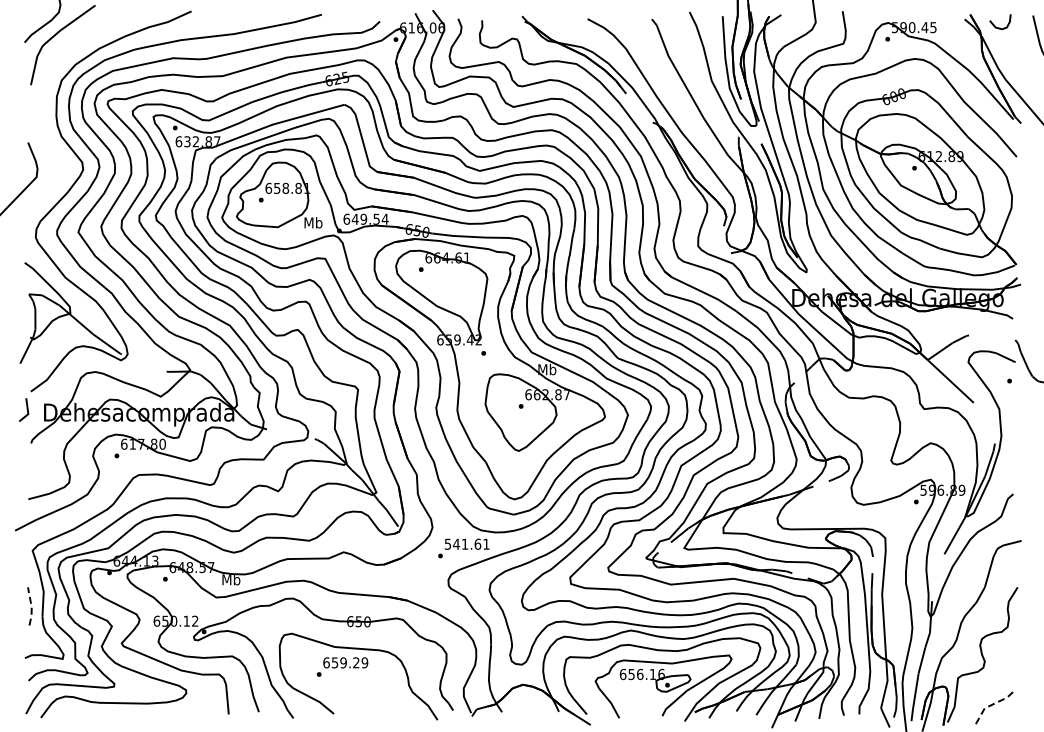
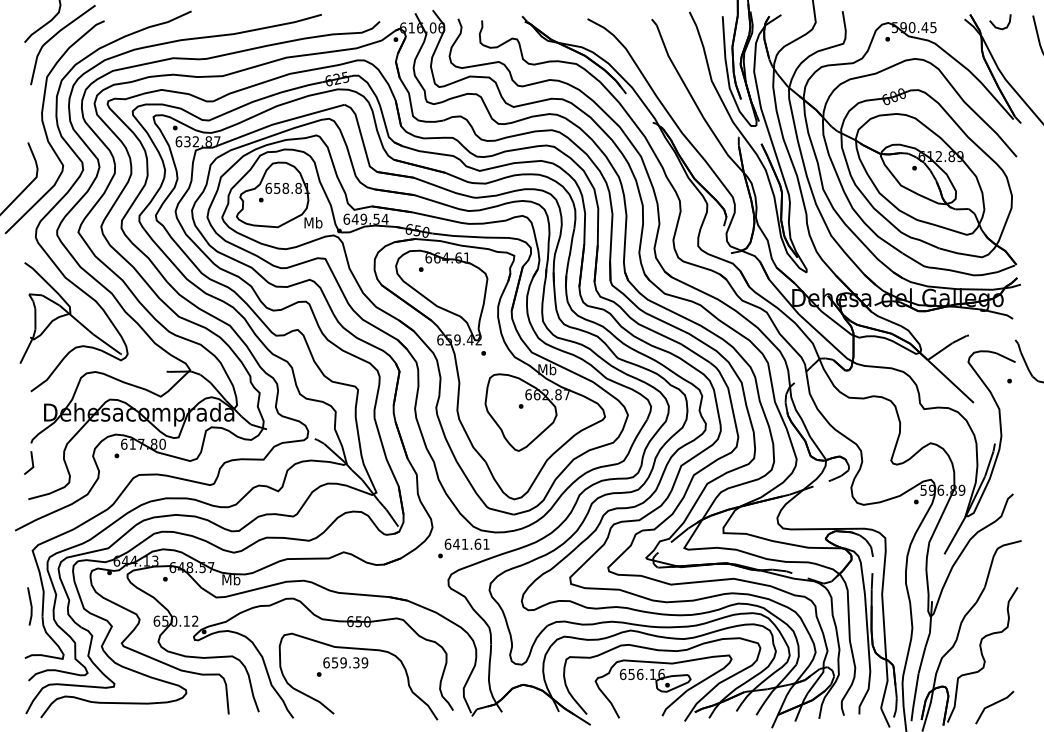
curve: none -> present (46, 131)
line position: (26, 409) -> (31, 462) (31, 462)
text: 541.61 -> 641.61 (447, 543)
line: dashed -> solid (31, 607)
text: 659.29 -> 659.39 (356, 663)
line: dashed -> solid (991, 704)
